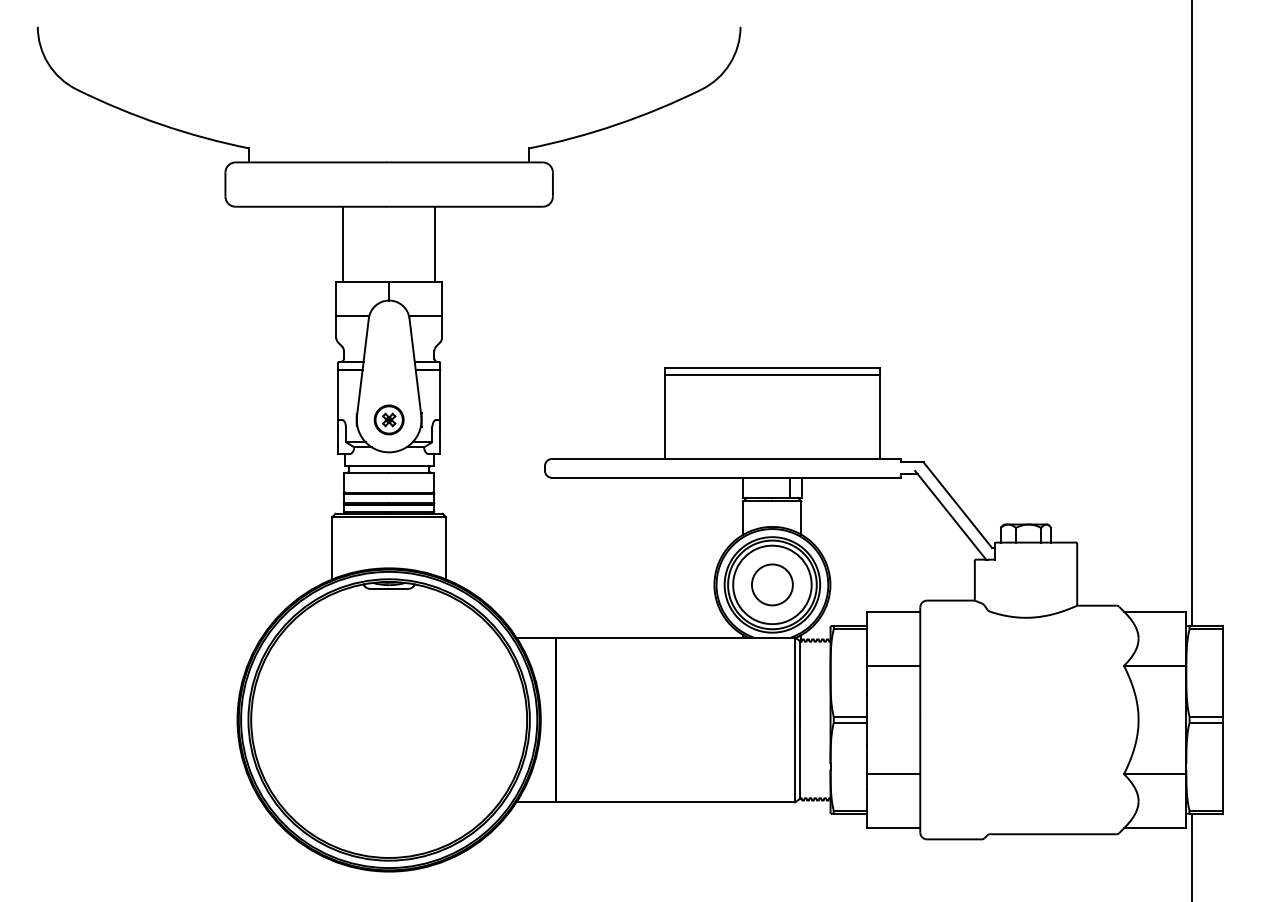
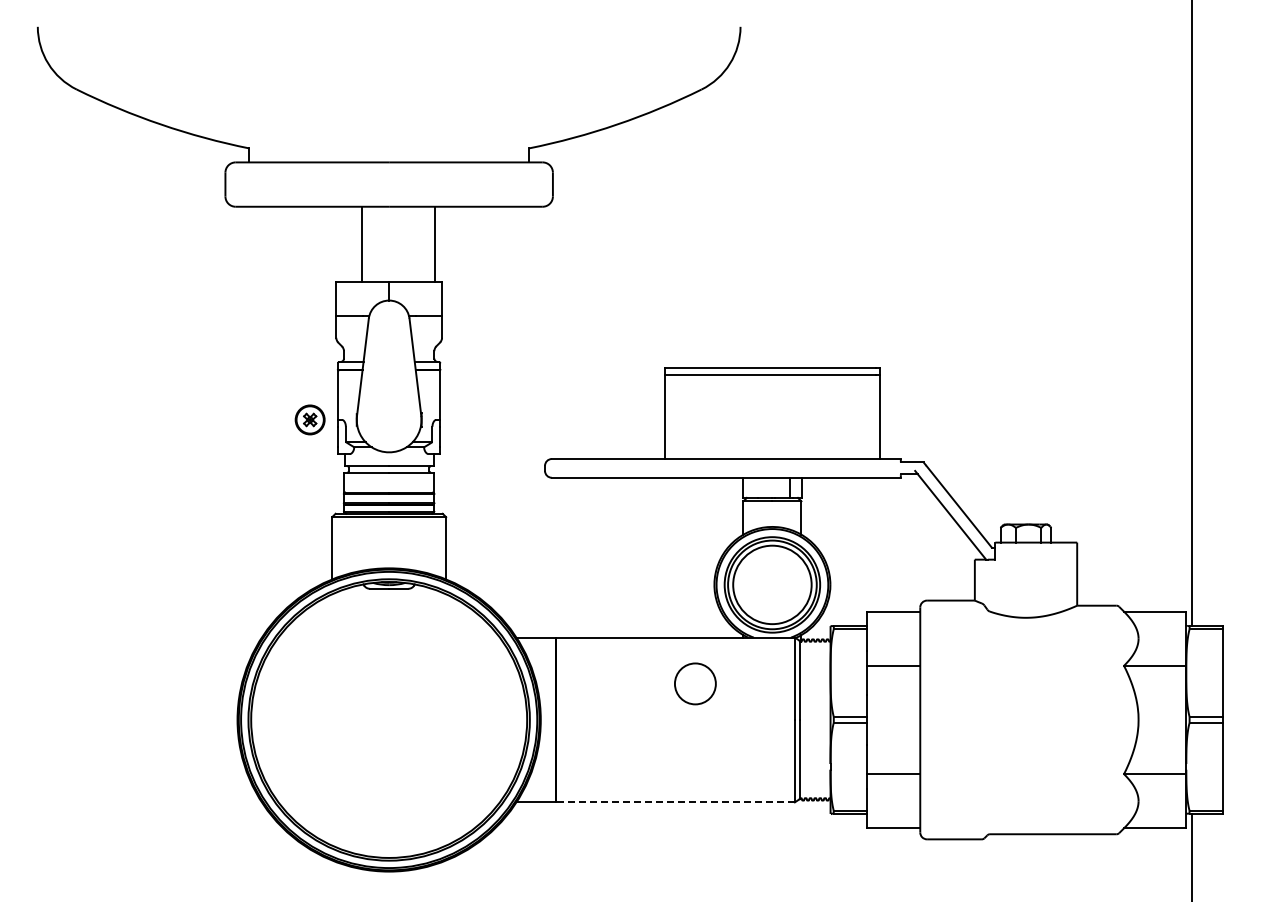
line position: (343, 243) -> (362, 243) (362, 243)
part position: (388, 419) -> (309, 419) (309, 419)
circle position: (772, 584) -> (695, 683) (695, 683)
line: solid -> dashed (675, 802)
